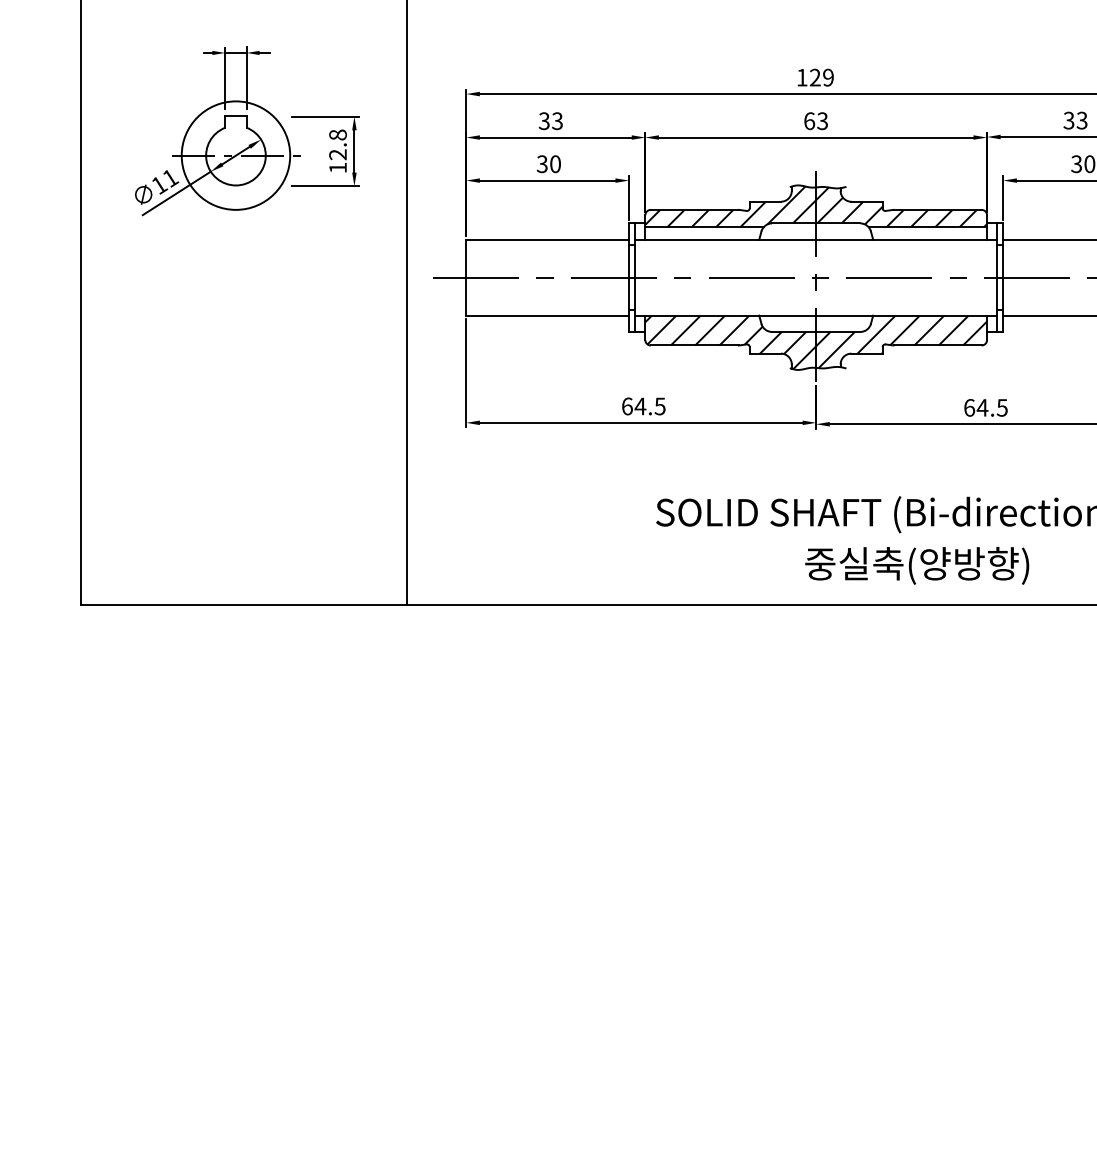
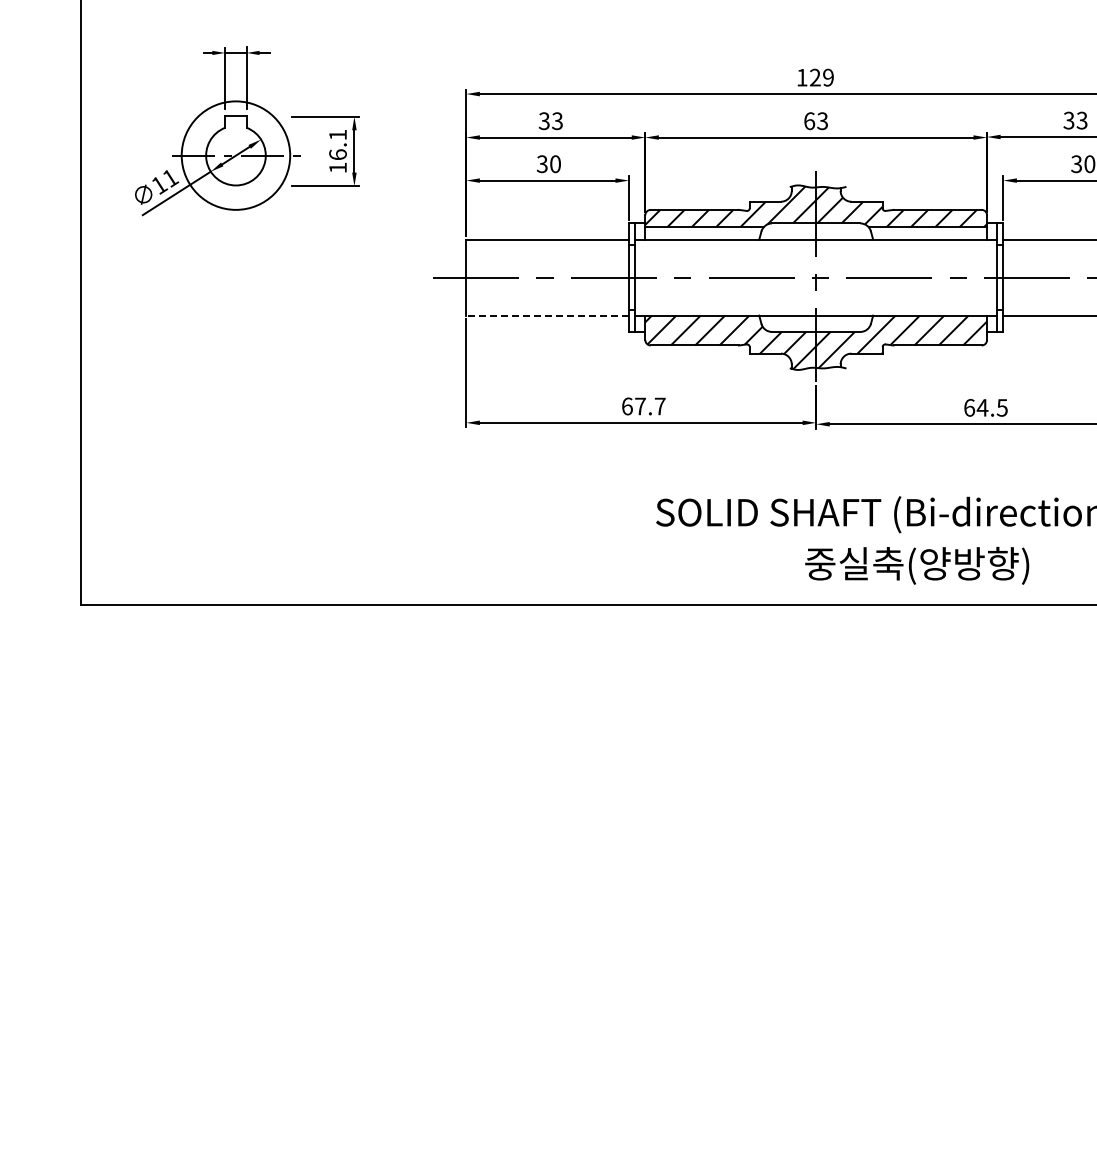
text: 12.8 -> 16.1 (337, 144)
line: present -> none (406, 303)
line: solid -> dashed (547, 315)
text: 64.5 -> 67.7 (649, 406)
